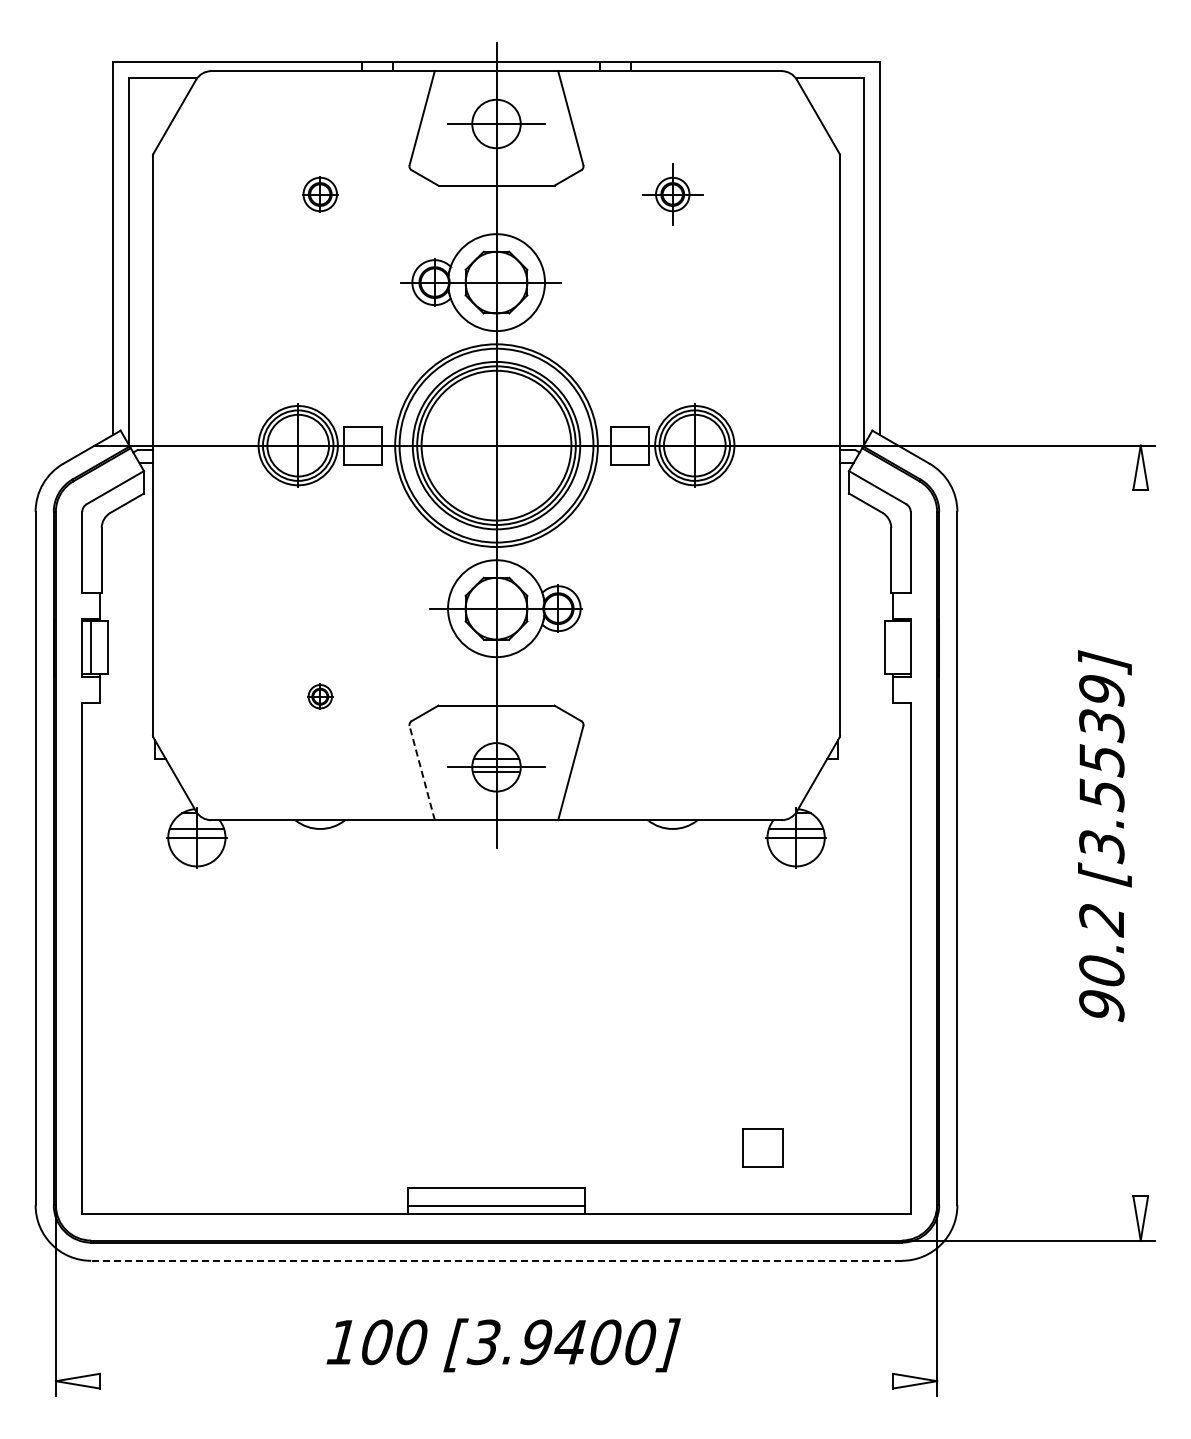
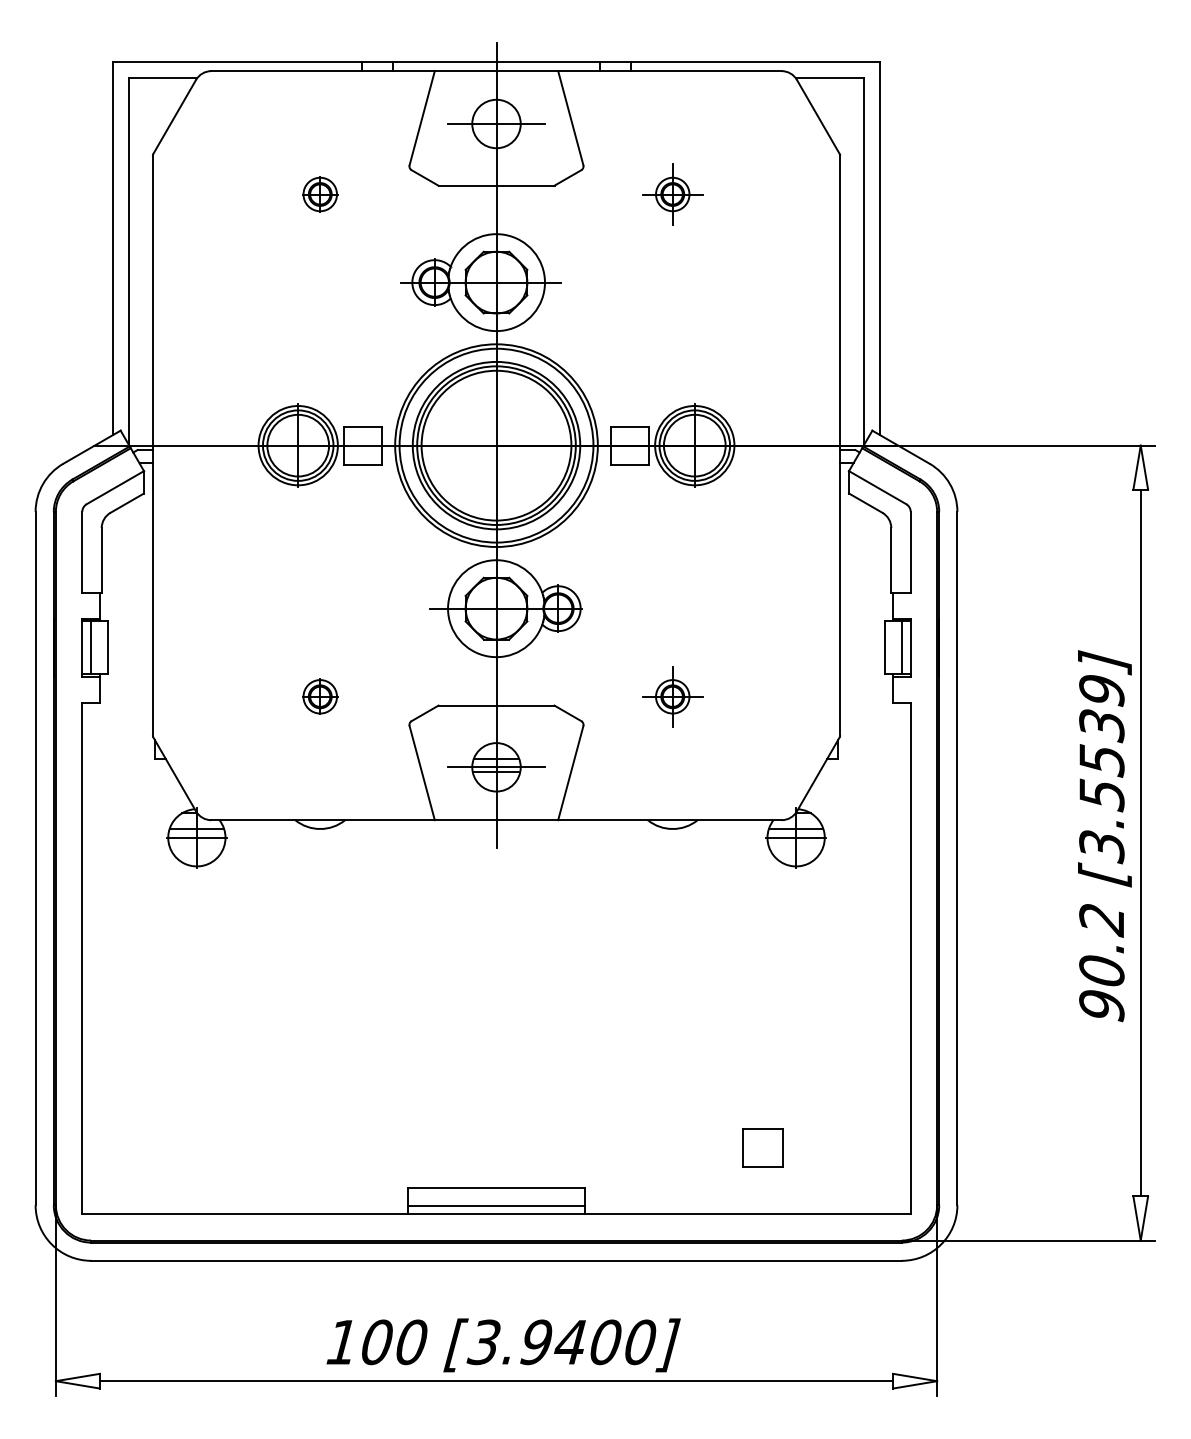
line: none -> present (902, 647)
part size: 27x27 px -> 37x37 px (320, 696)
part: none -> present (672, 696)
line: dashed -> solid (422, 773)
line: none -> present (1140, 842)
line: dashed -> solid (496, 1260)
line: none -> present (496, 1381)
